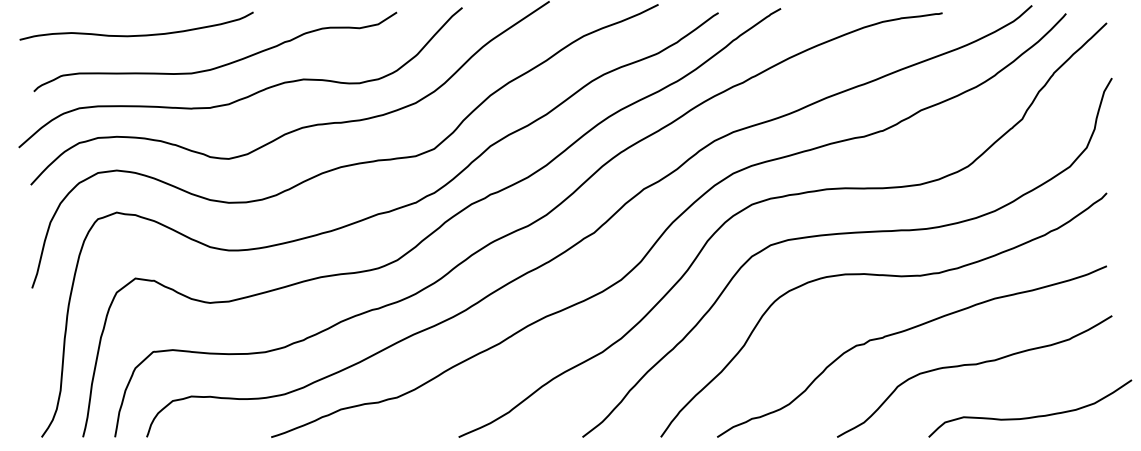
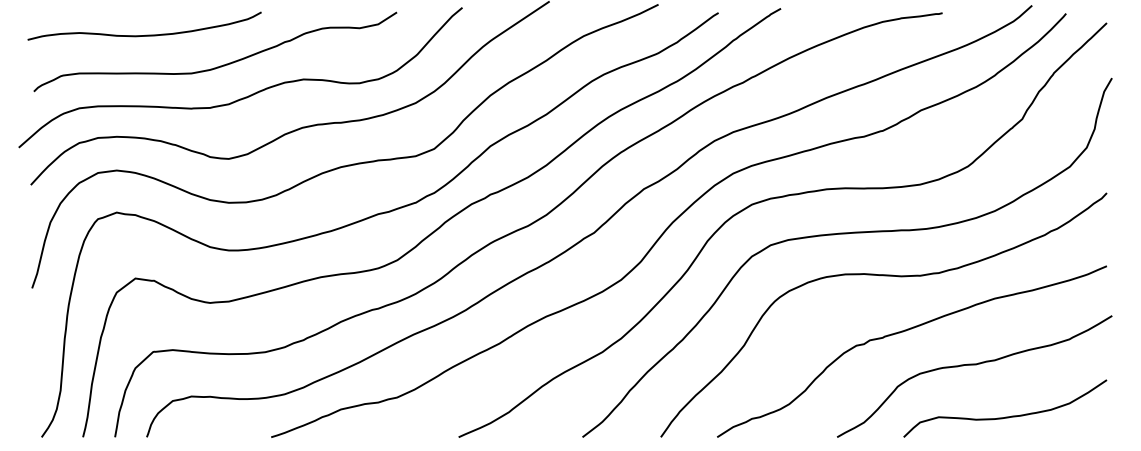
curve position: (138, 34) -> (146, 34) (146, 34)
curve position: (1030, 416) -> (1005, 416) (1005, 416)
